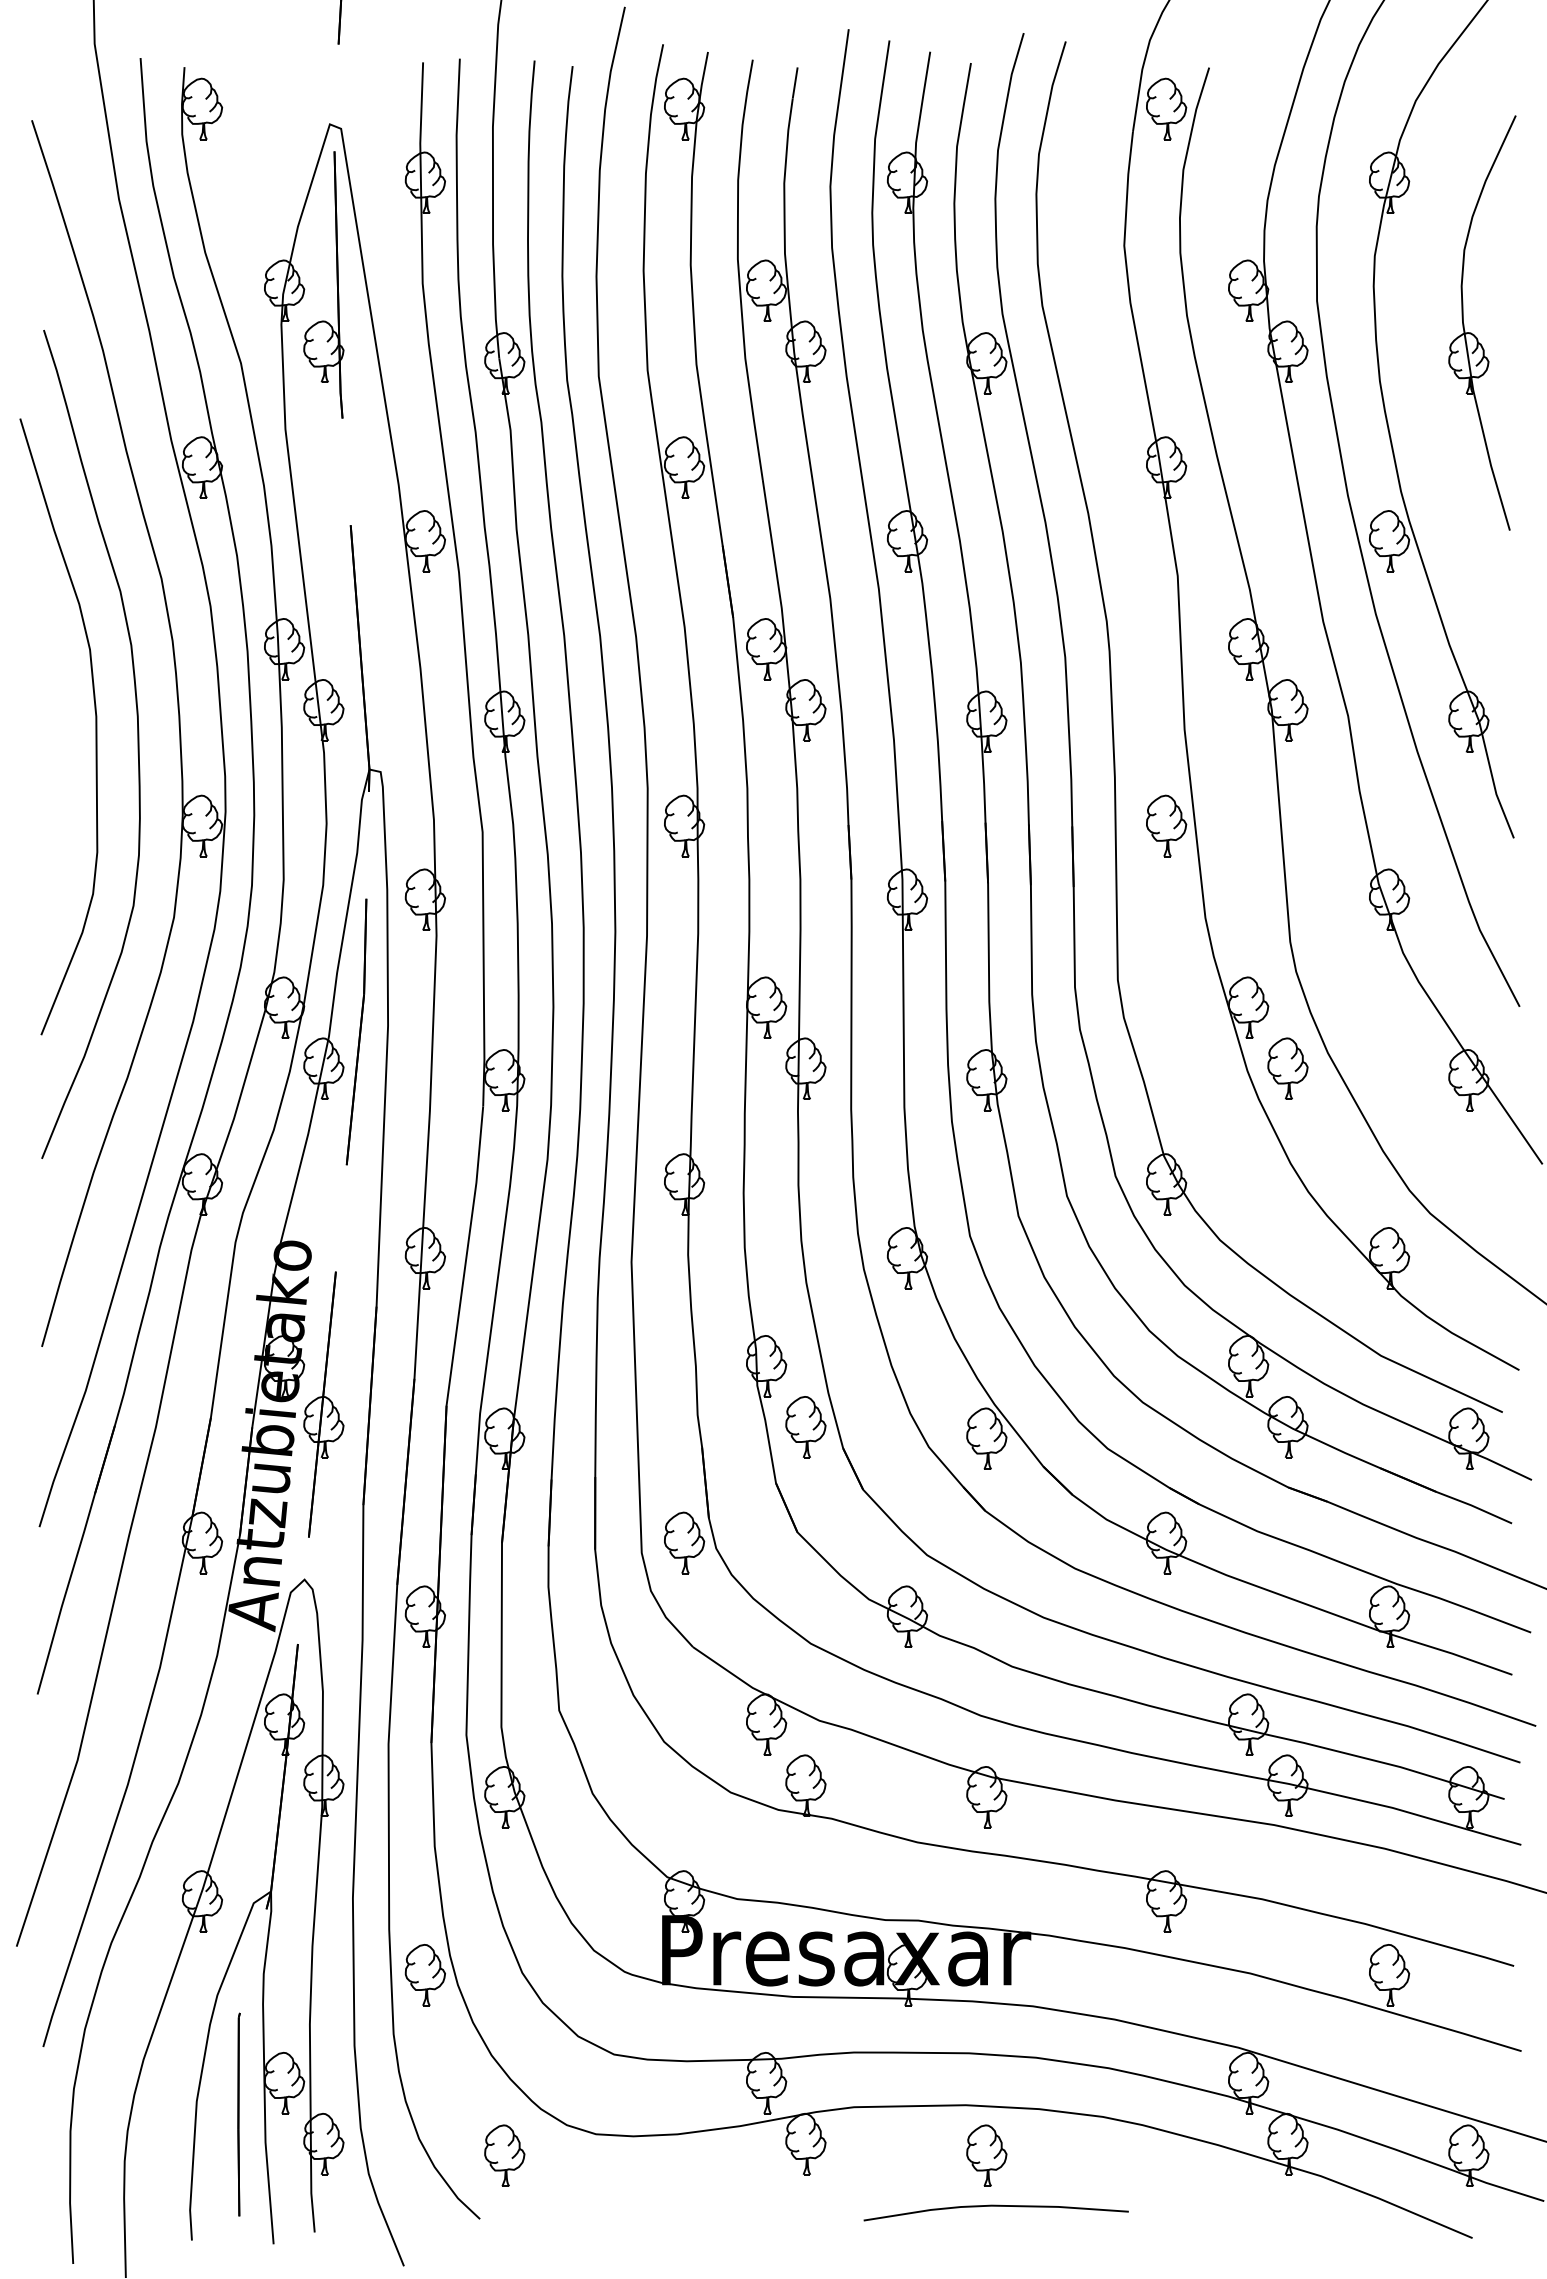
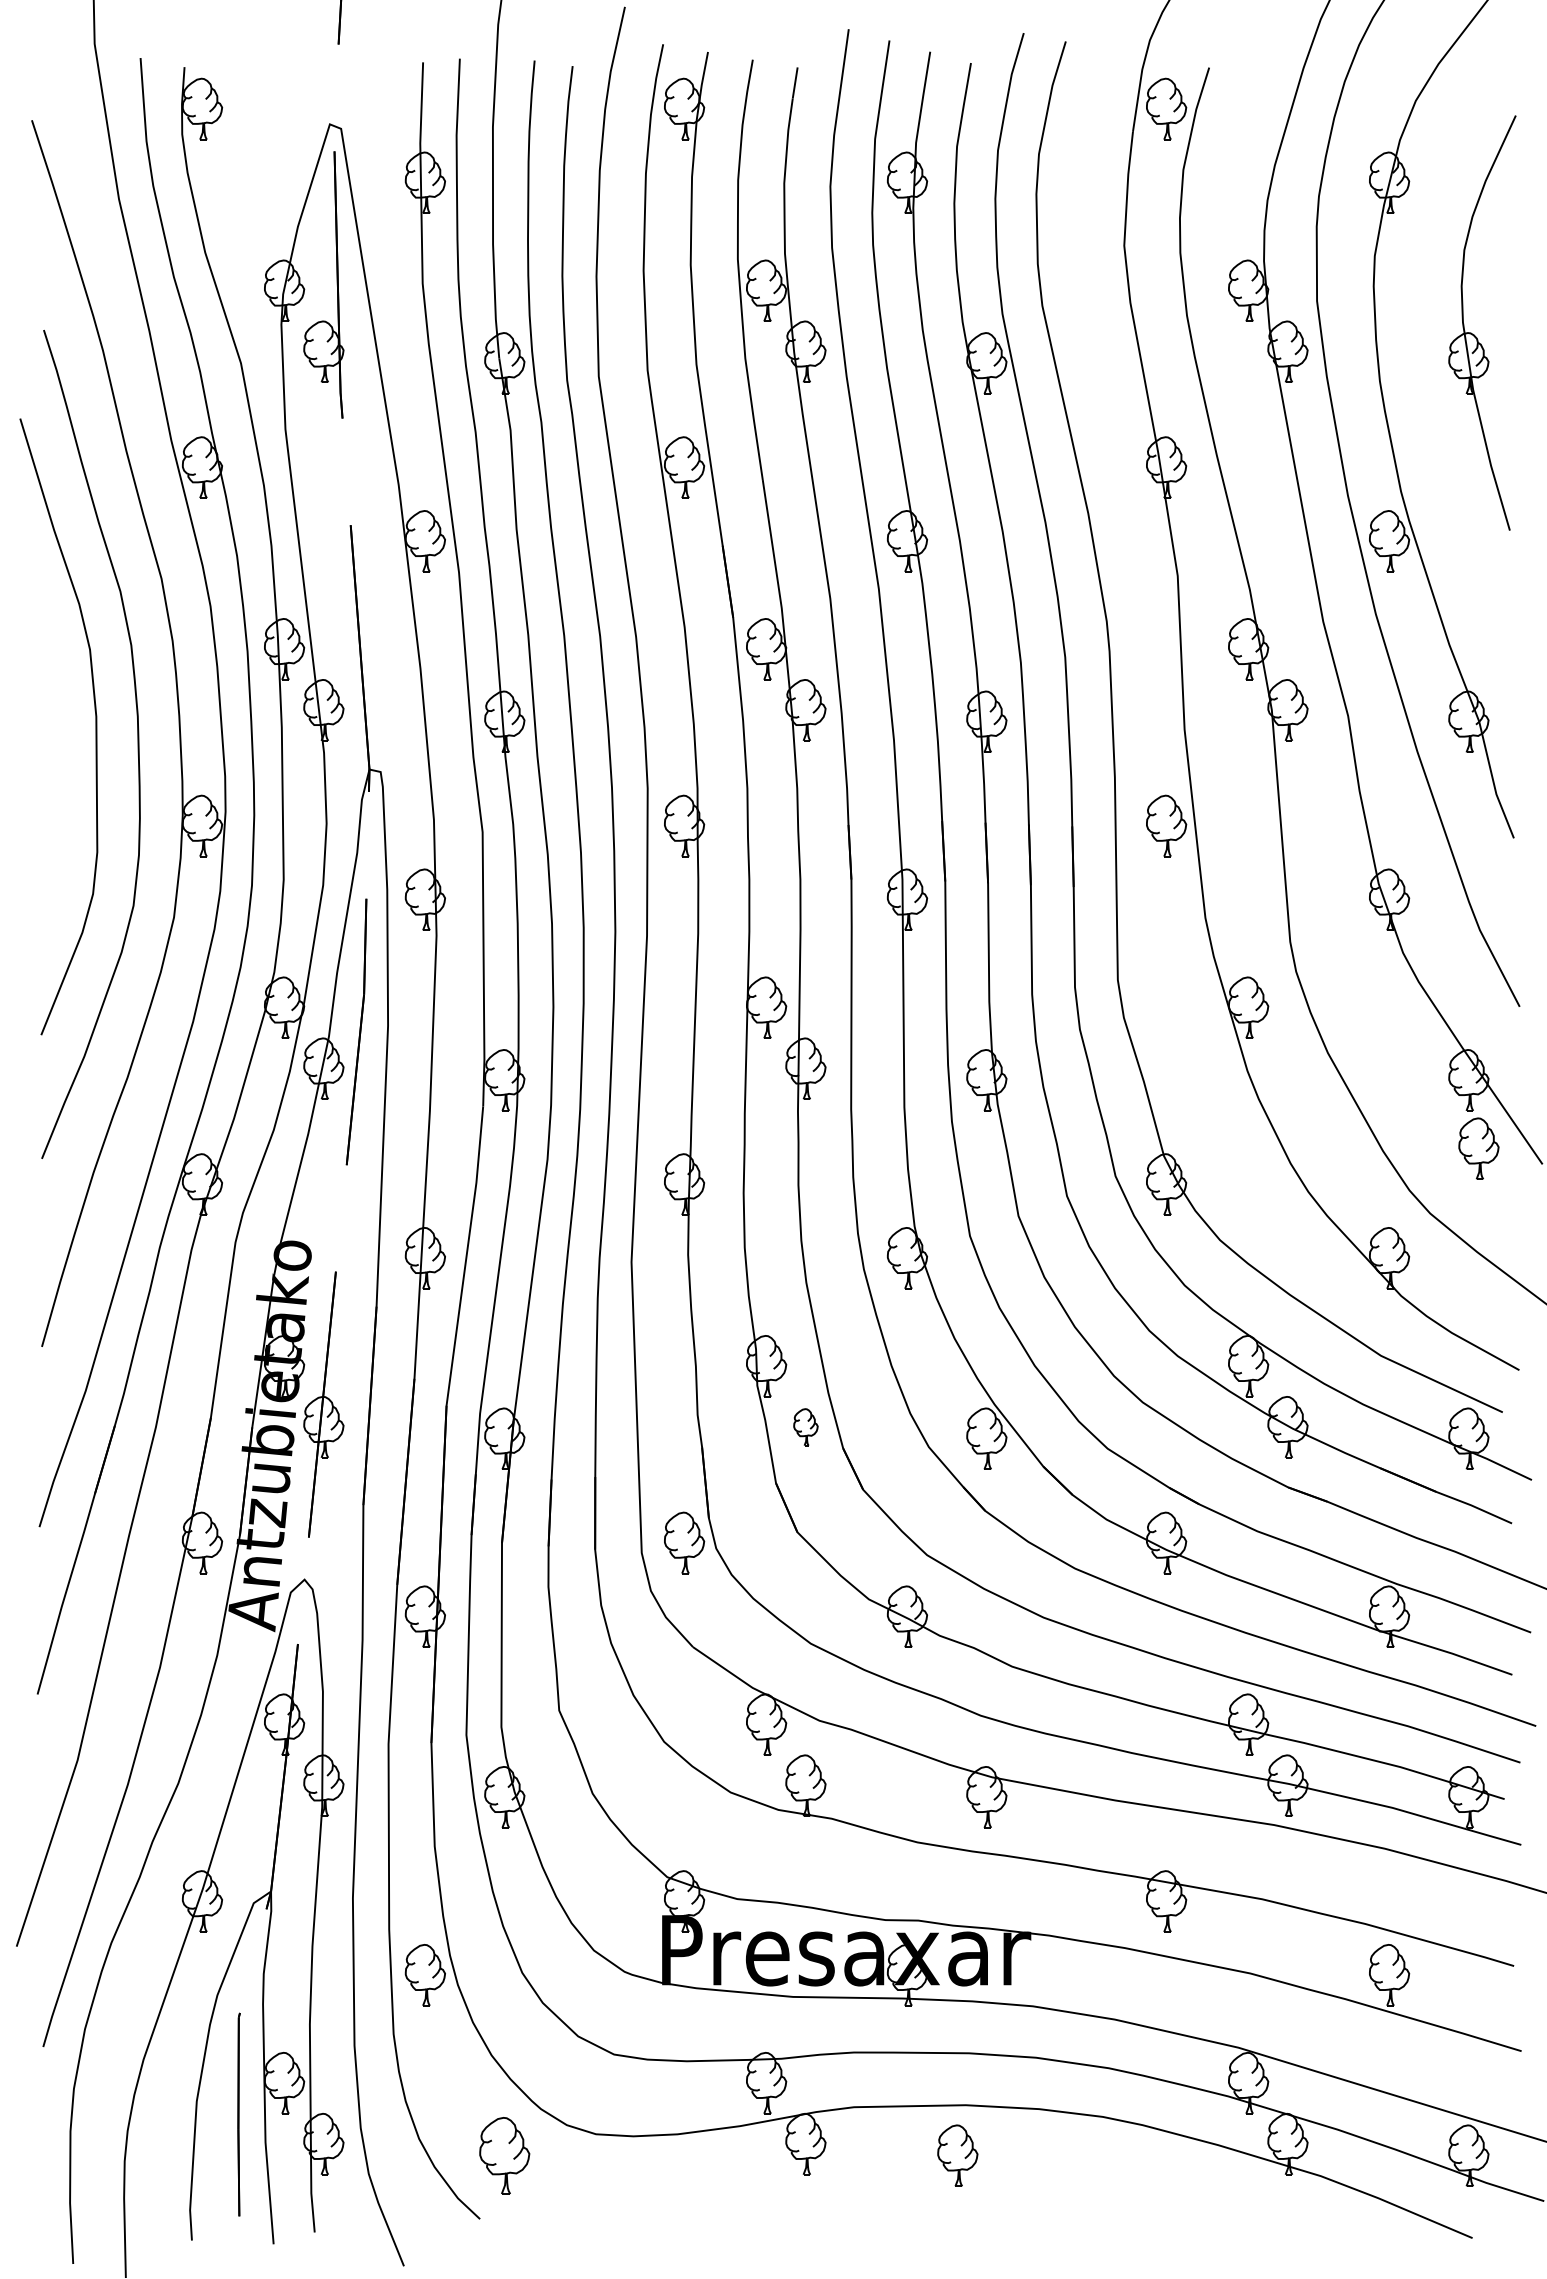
part position: (1287, 1068) -> (1478, 1148) (1478, 1148)
part size: 42x63 px -> 26x39 px (805, 1427)
part size: 42x63 px -> 52x78 px (504, 2155)
part position: (986, 2155) -> (957, 2155) (957, 2155)
curve: present -> none (995, 2206)
